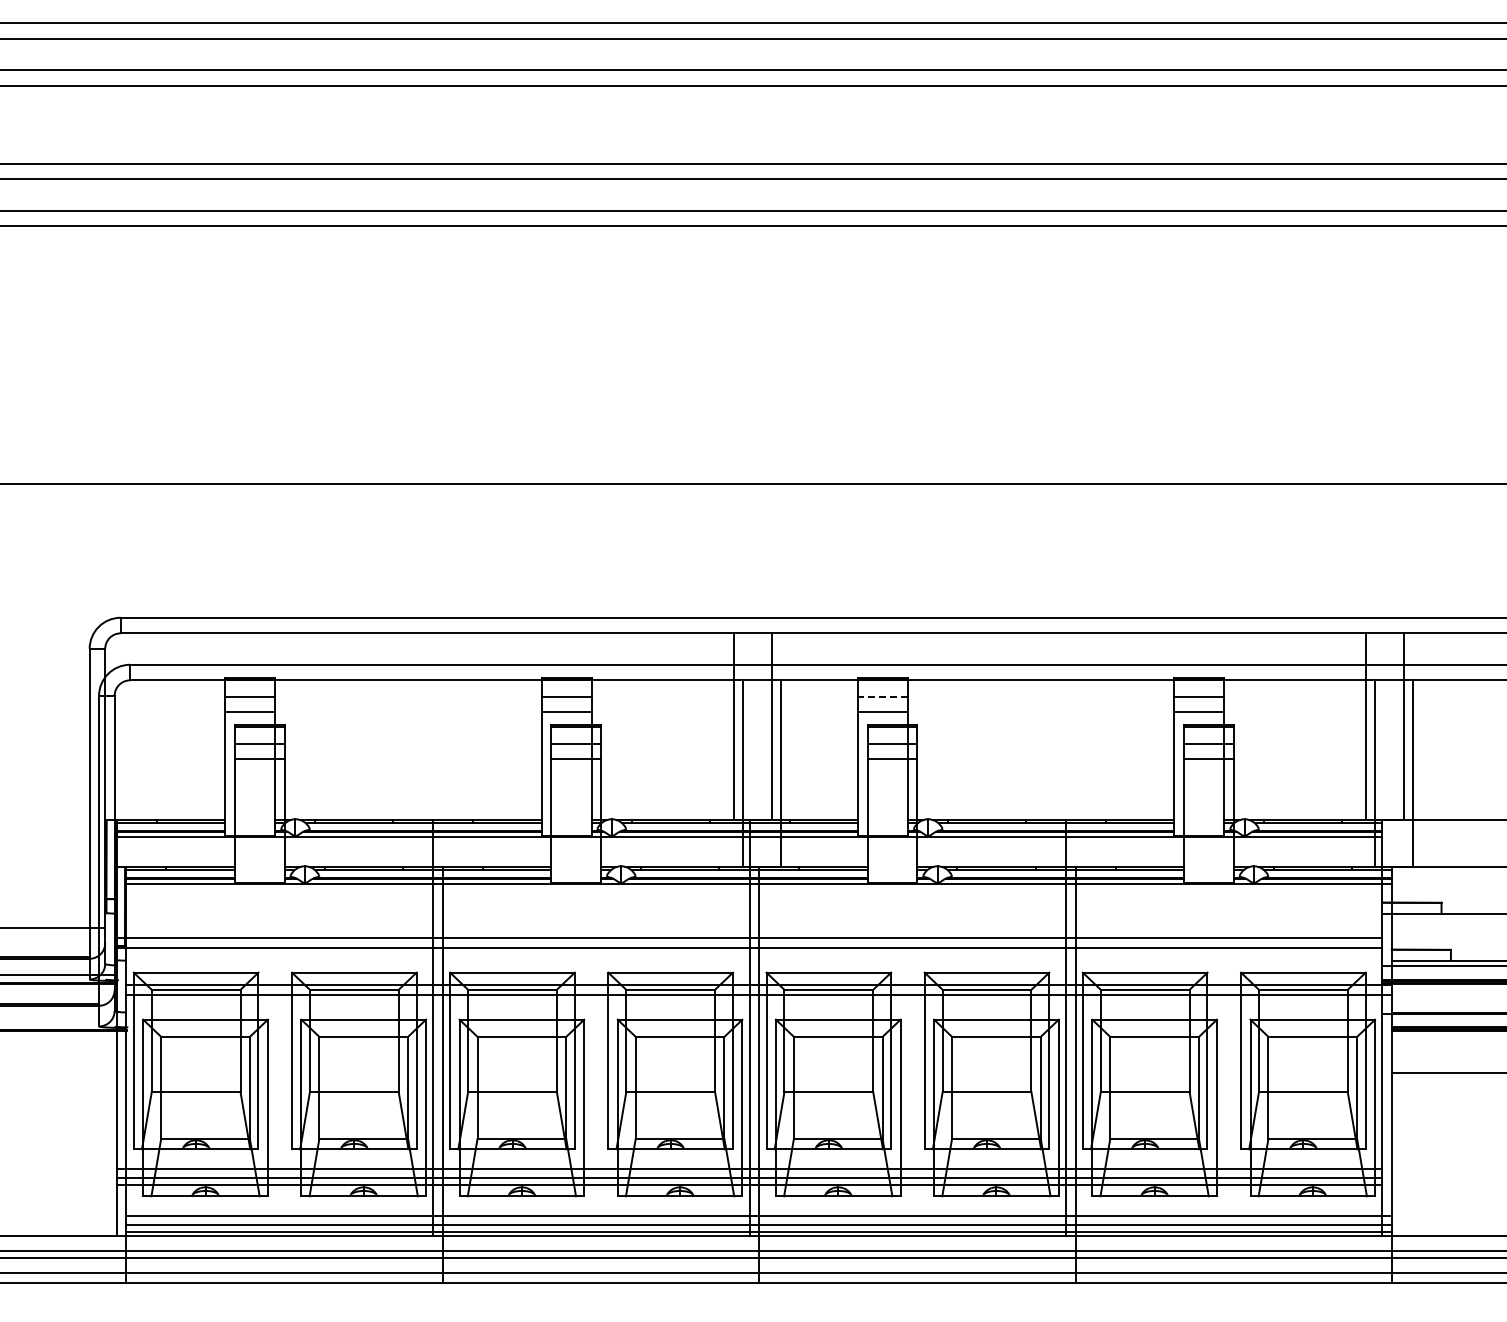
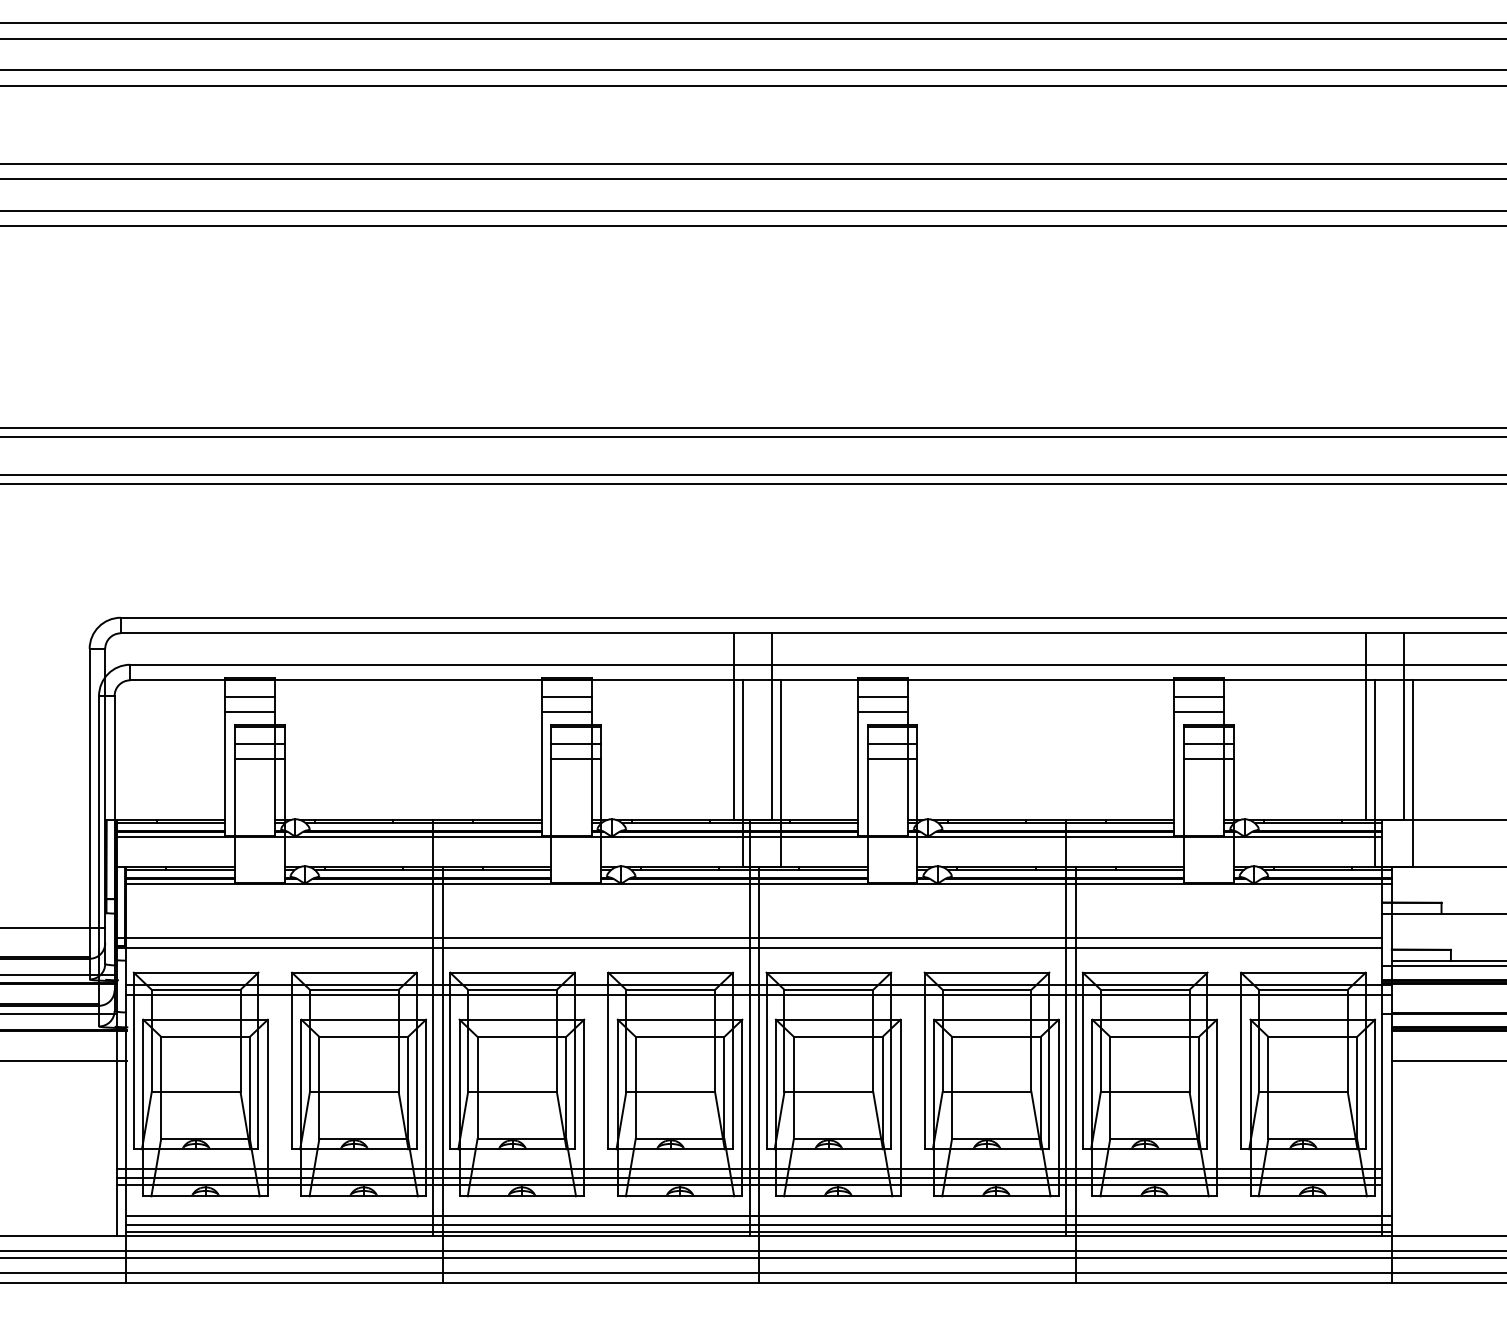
line: none -> present (752, 427)
line: none -> present (752, 437)
line: none -> present (752, 474)
line: dashed -> solid (883, 697)
line: none -> present (59, 1013)
line: none -> present (64, 1060)
line position: (1447, 1072) -> (1447, 1060) (1447, 1060)
